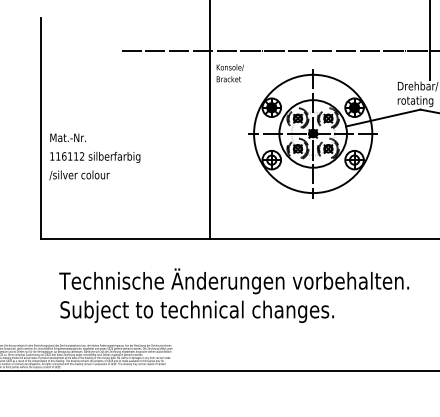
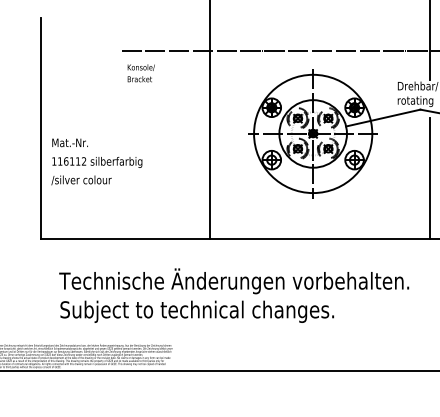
text position: (229, 73) -> (140, 73) (140, 73)
text position: (94, 156) -> (96, 161) (96, 161)
line: none -> present (429, 177)
